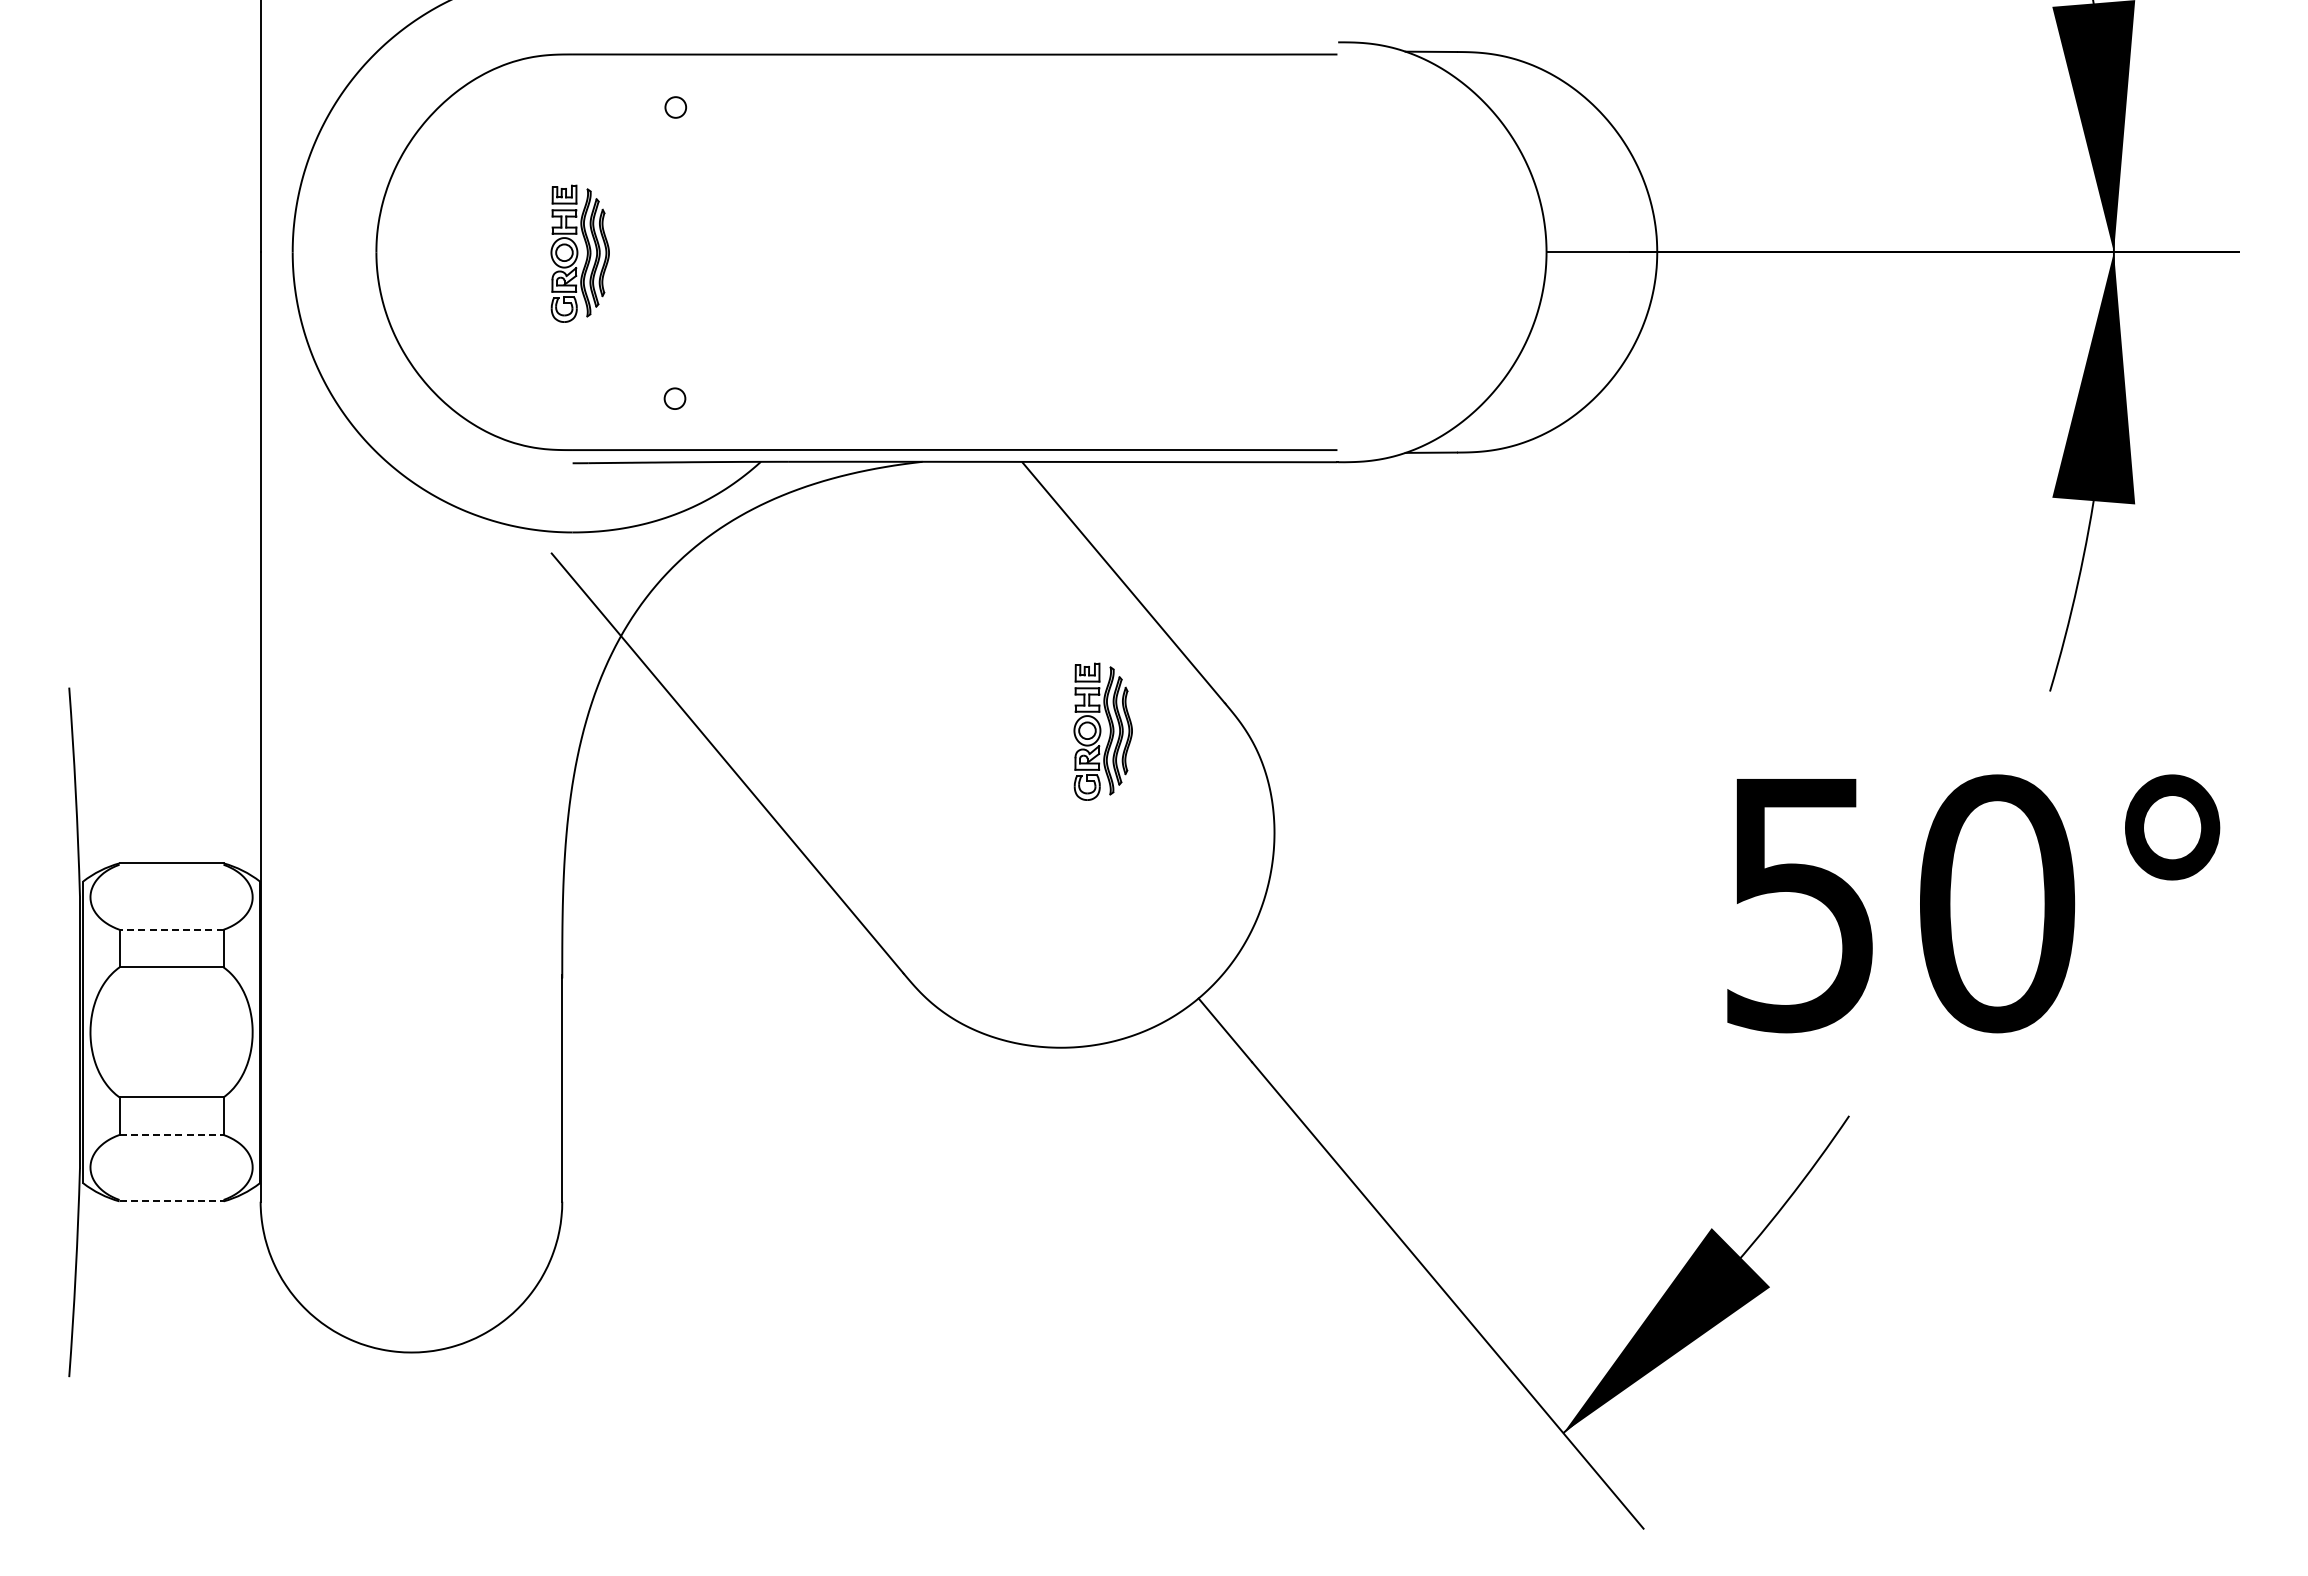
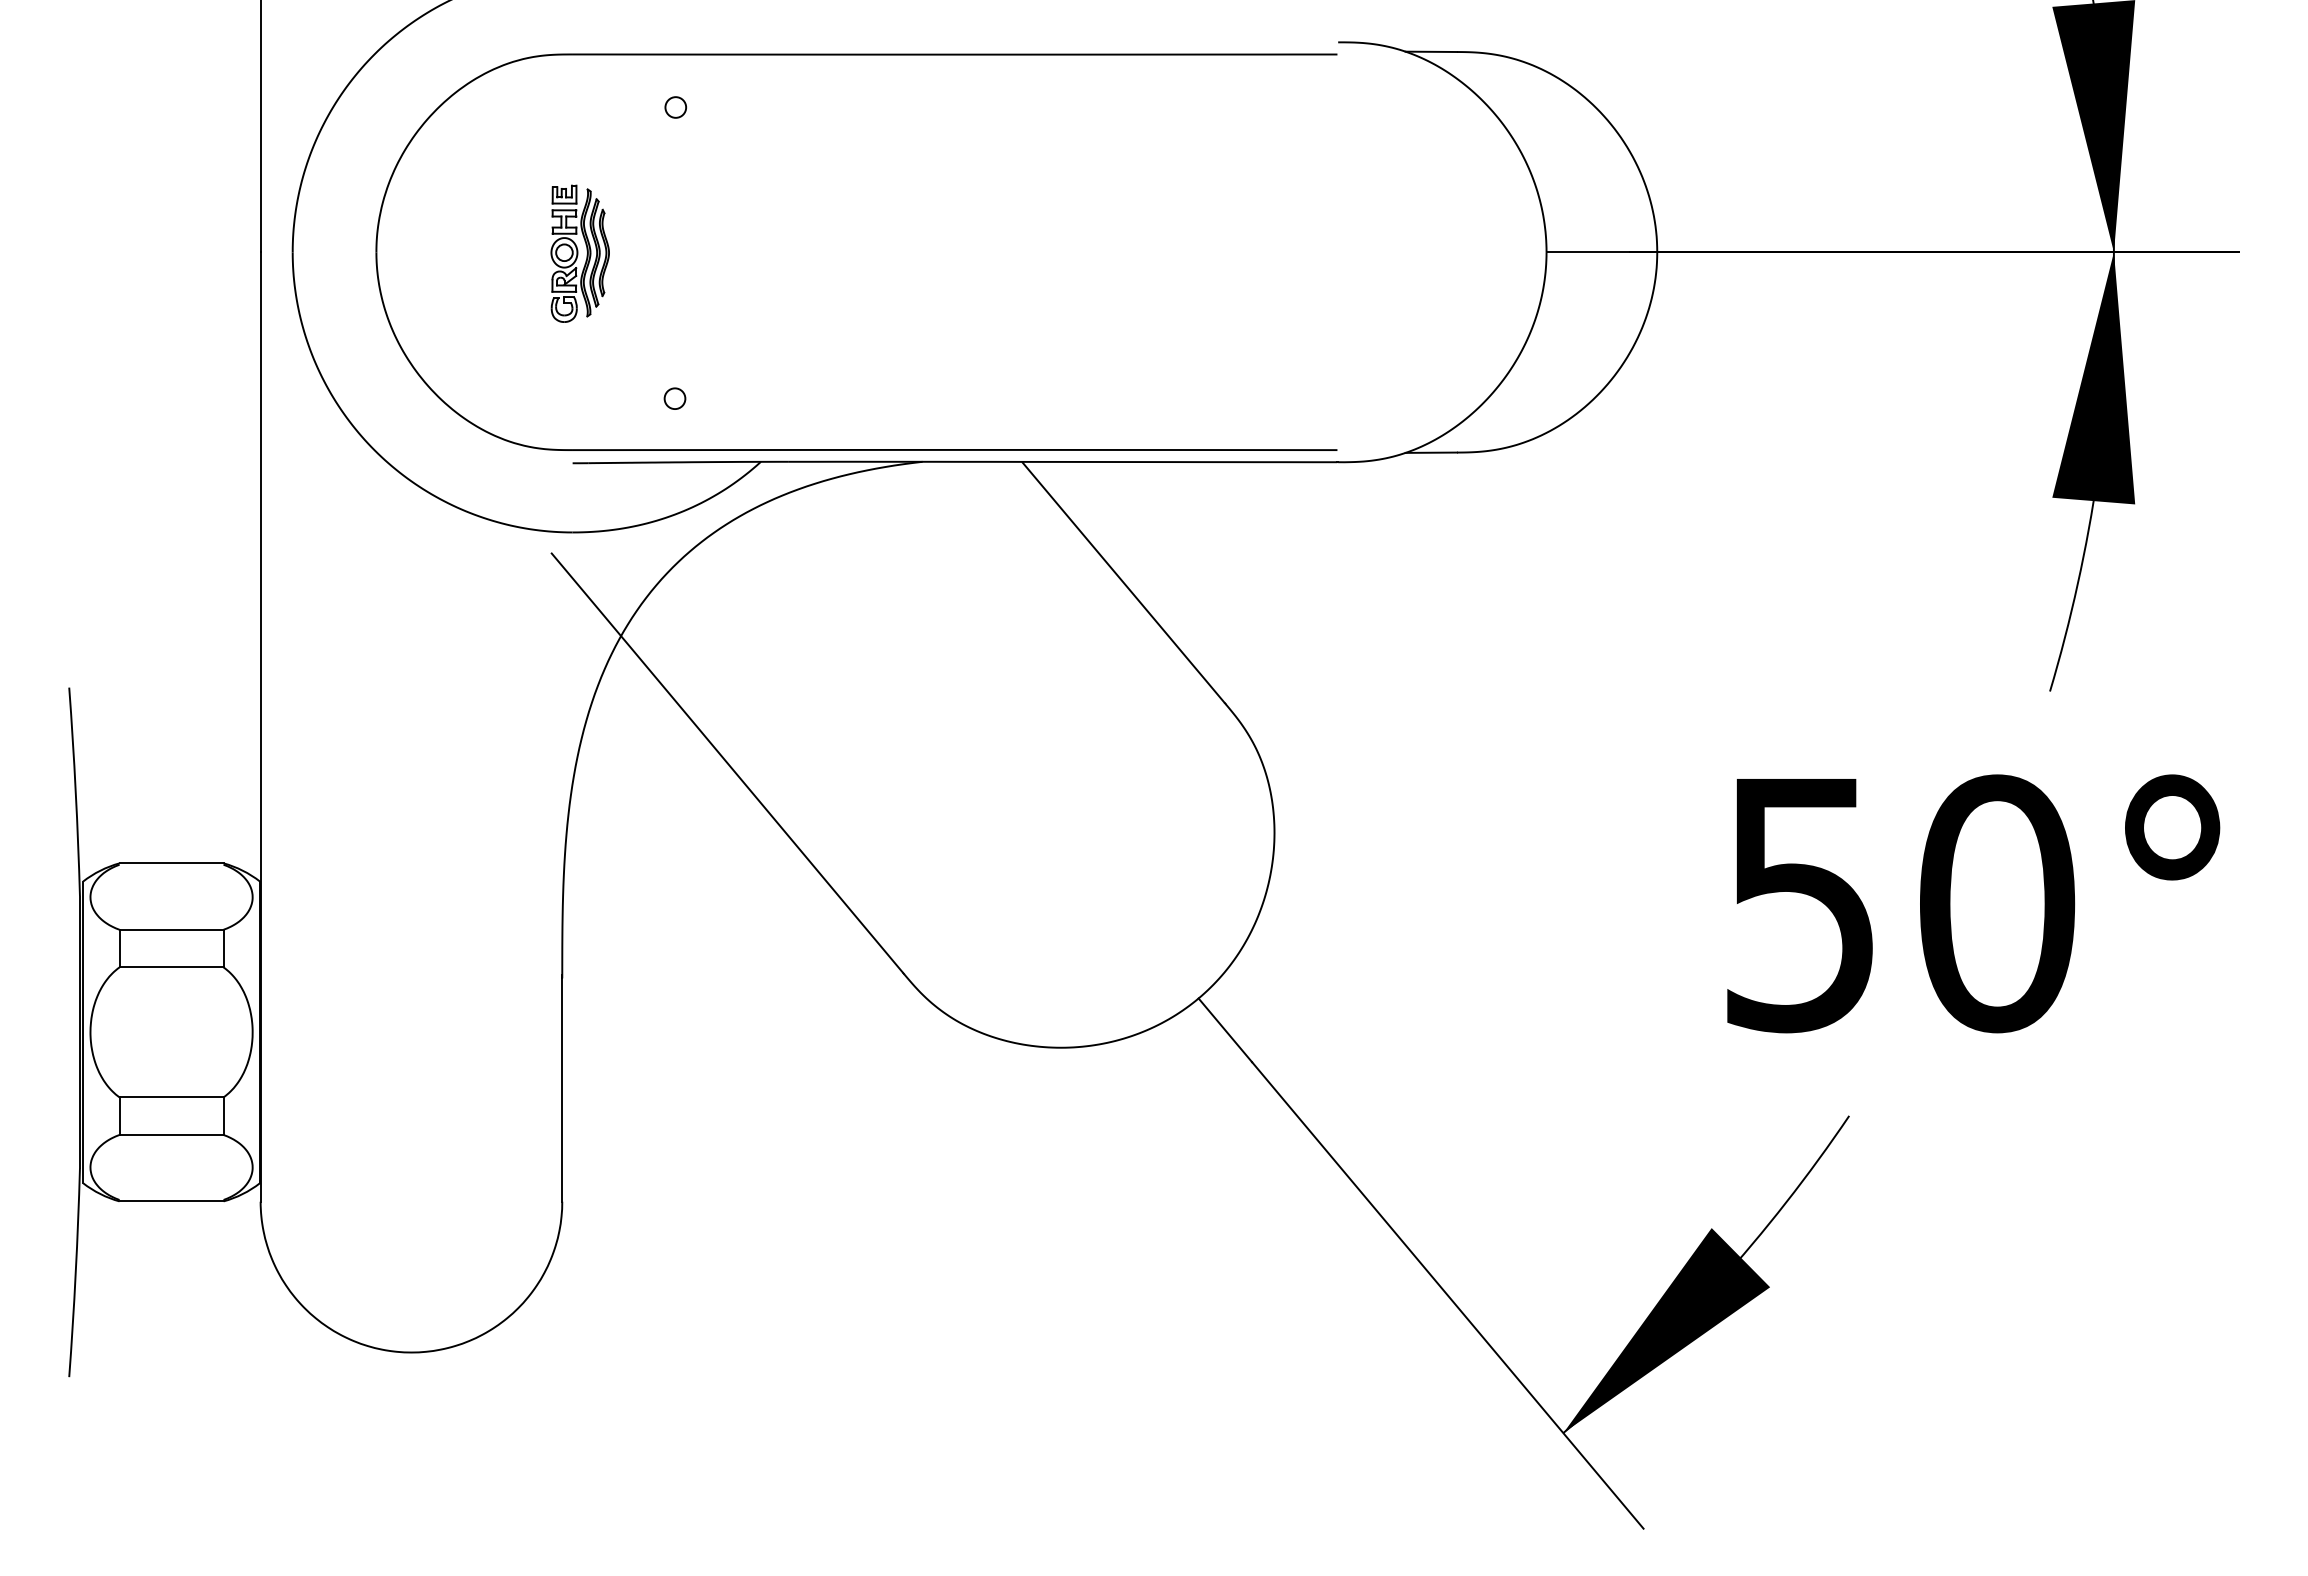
part: present -> none (1102, 731)
line: dashed -> solid (171, 929)
line: dashed -> solid (172, 1134)
line: dashed -> solid (172, 1201)
